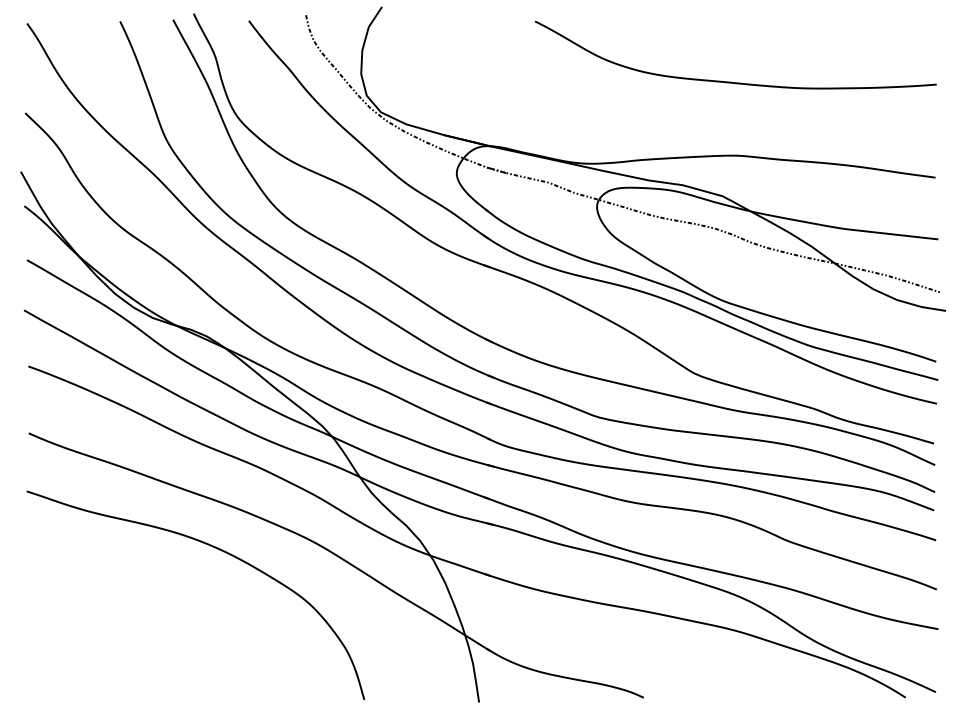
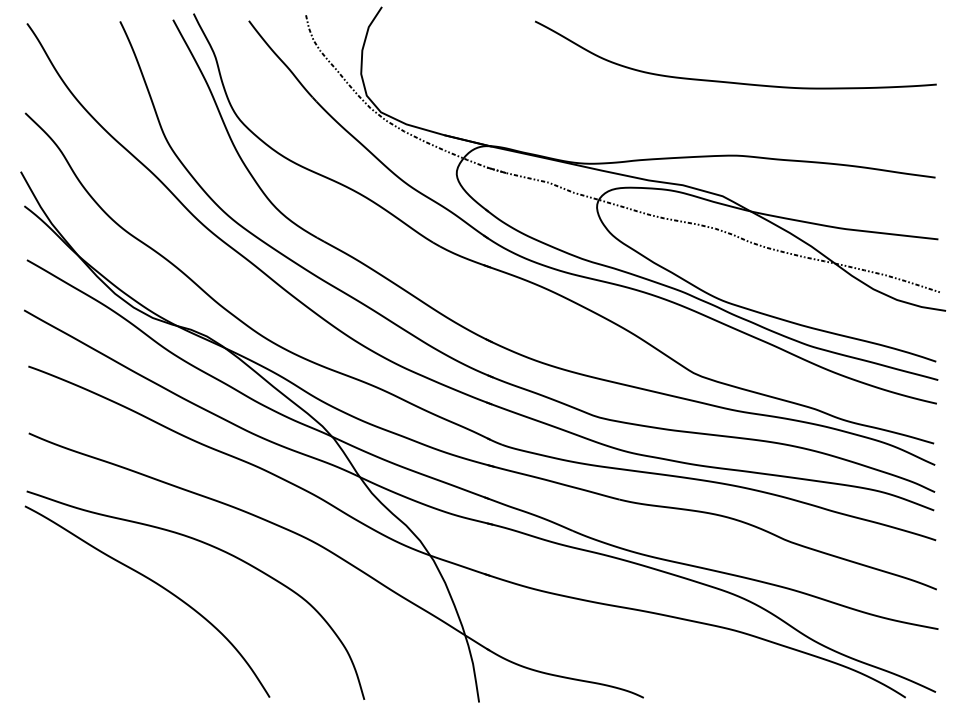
curve: none -> present (157, 585)
